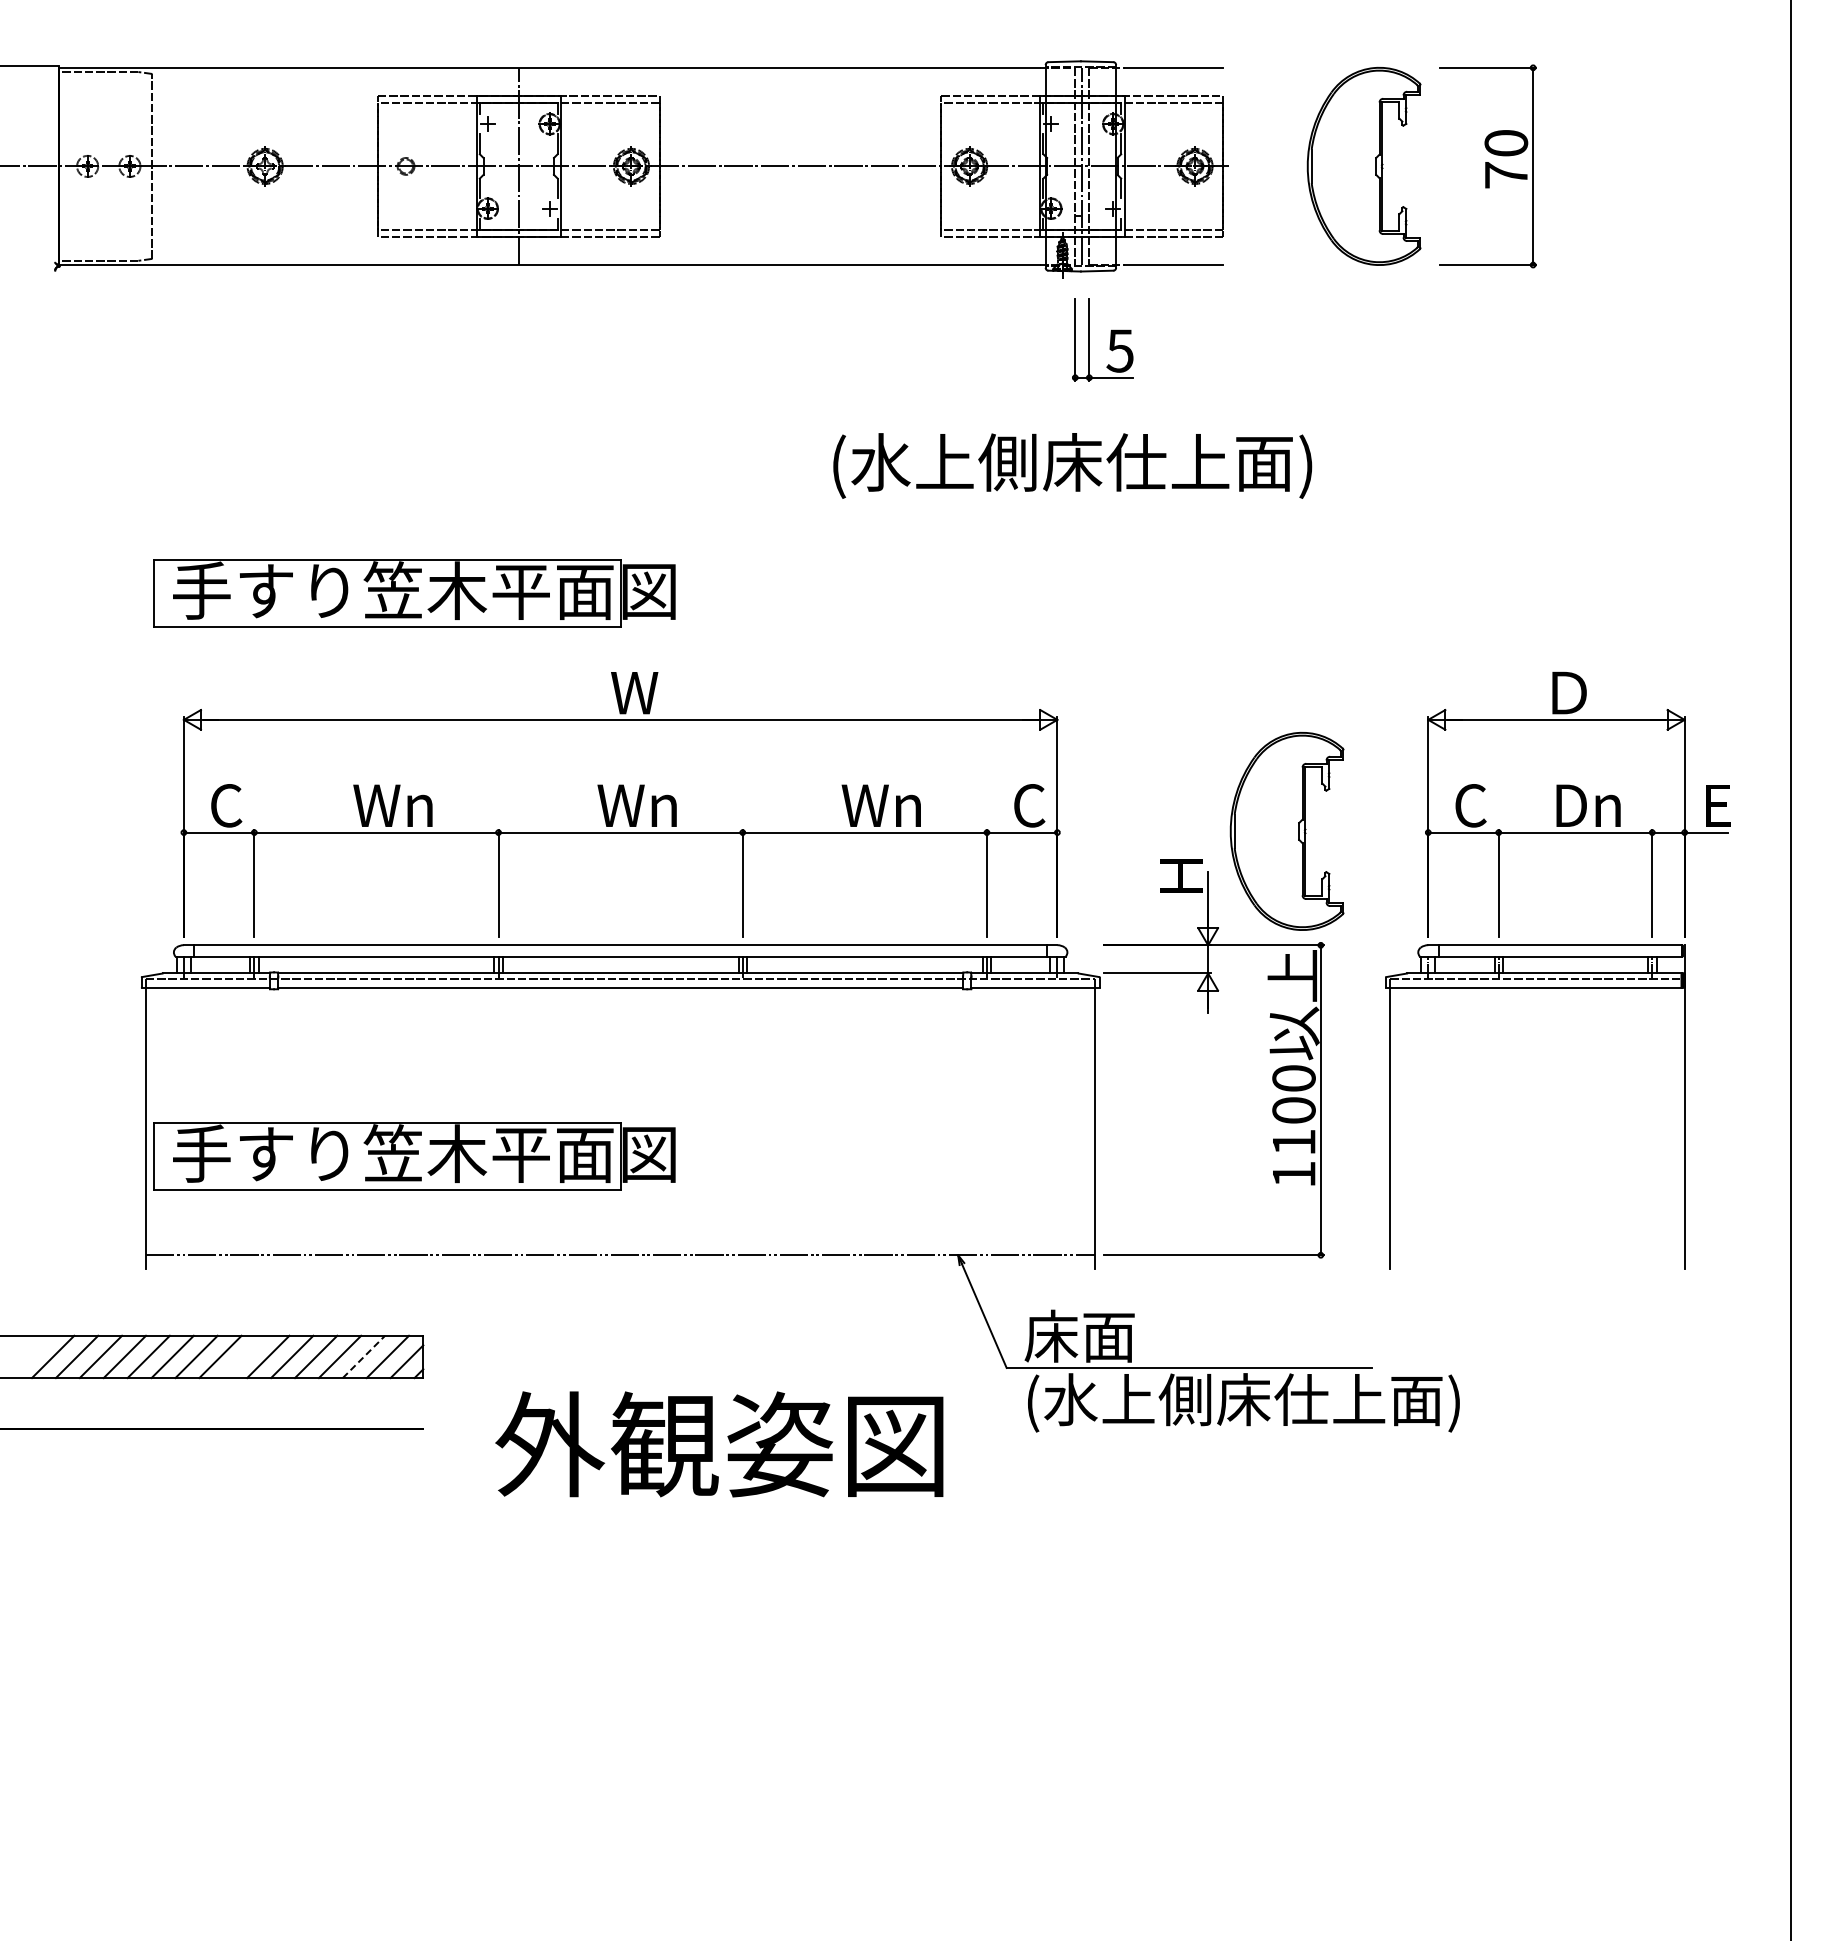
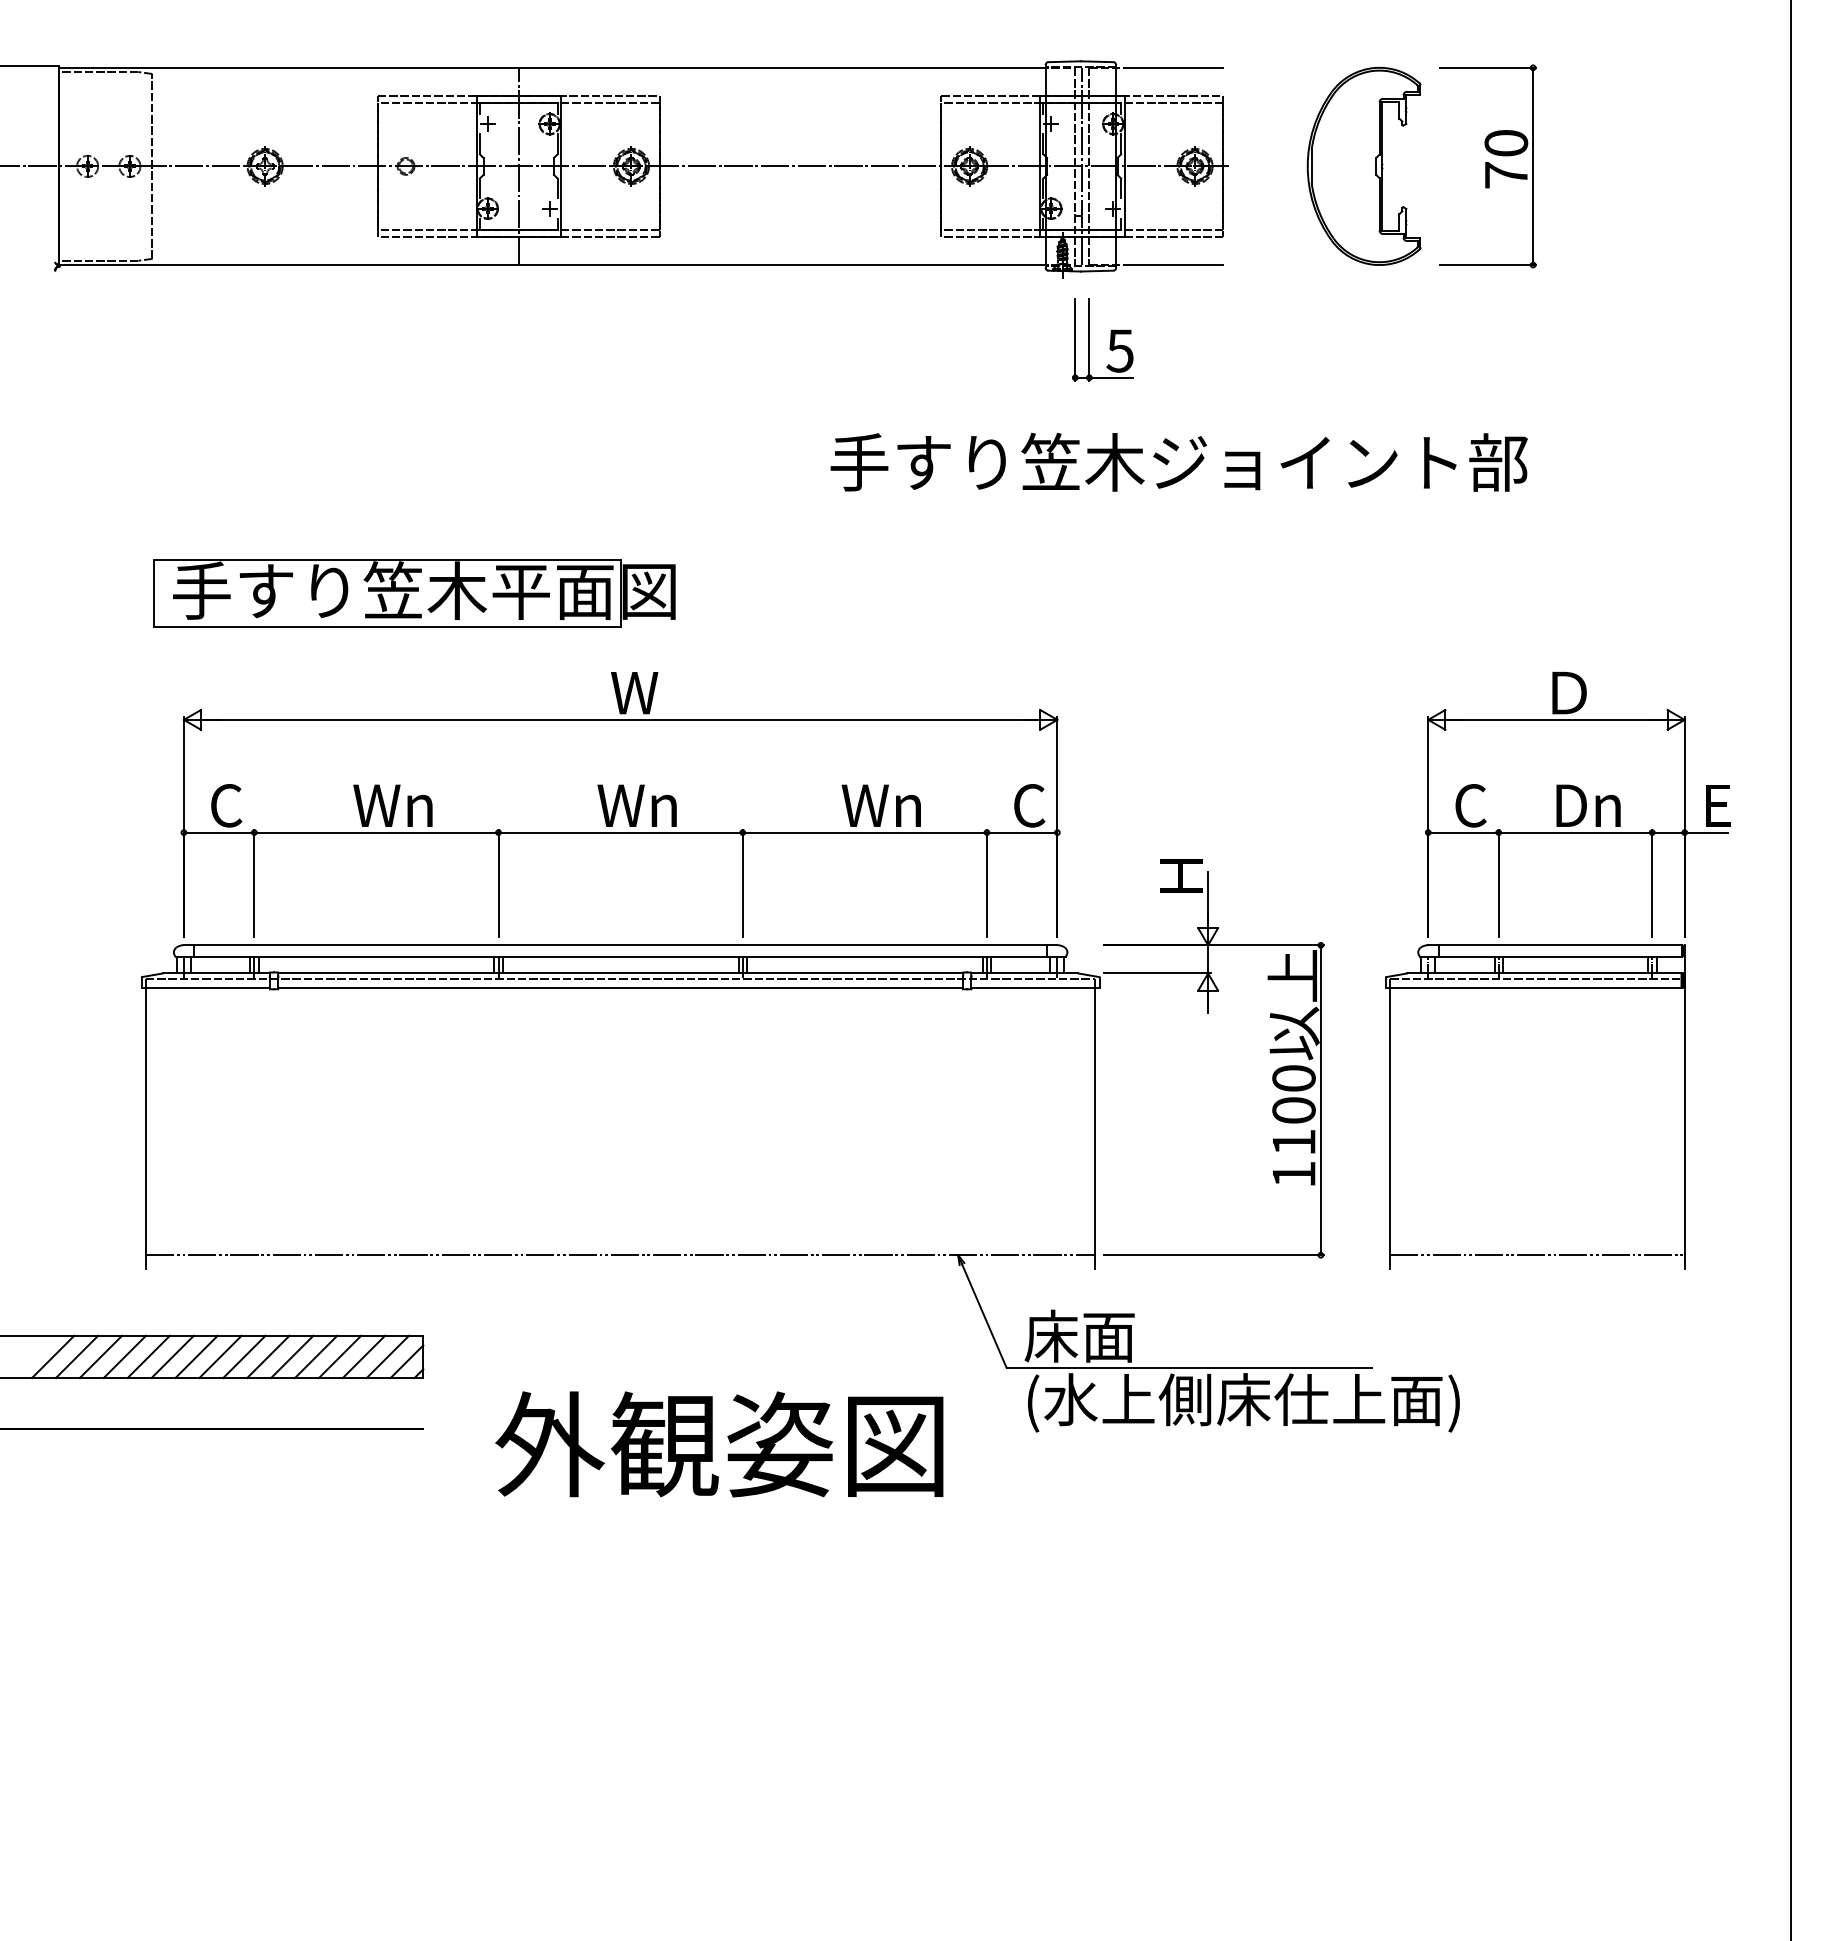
text: (水上側床仕上面) -> 手すり笠木ジョイント部 (1178, 465)
part: present -> none (1286, 830)
part: present -> none (414, 1156)
line: none -> present (1537, 1255)
line: none -> present (244, 1356)
line: dashed -> solid (363, 1356)
